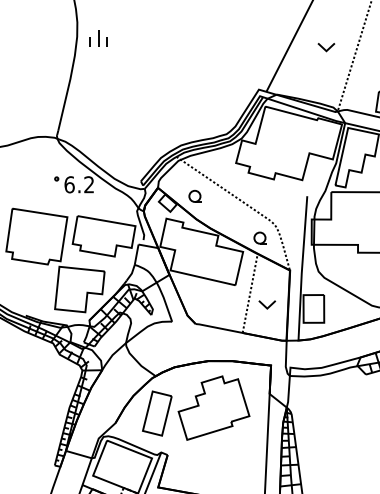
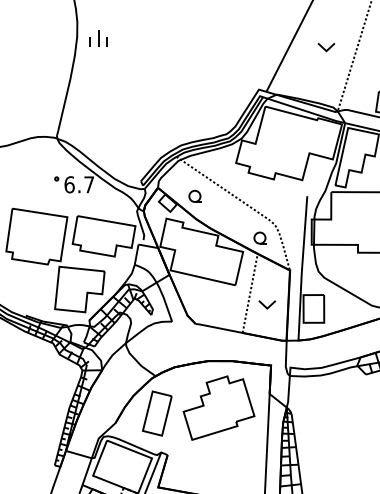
text: 6.2 -> 6.7 (88, 184)
part position: (213, 407) -> (218, 407) (218, 407)
